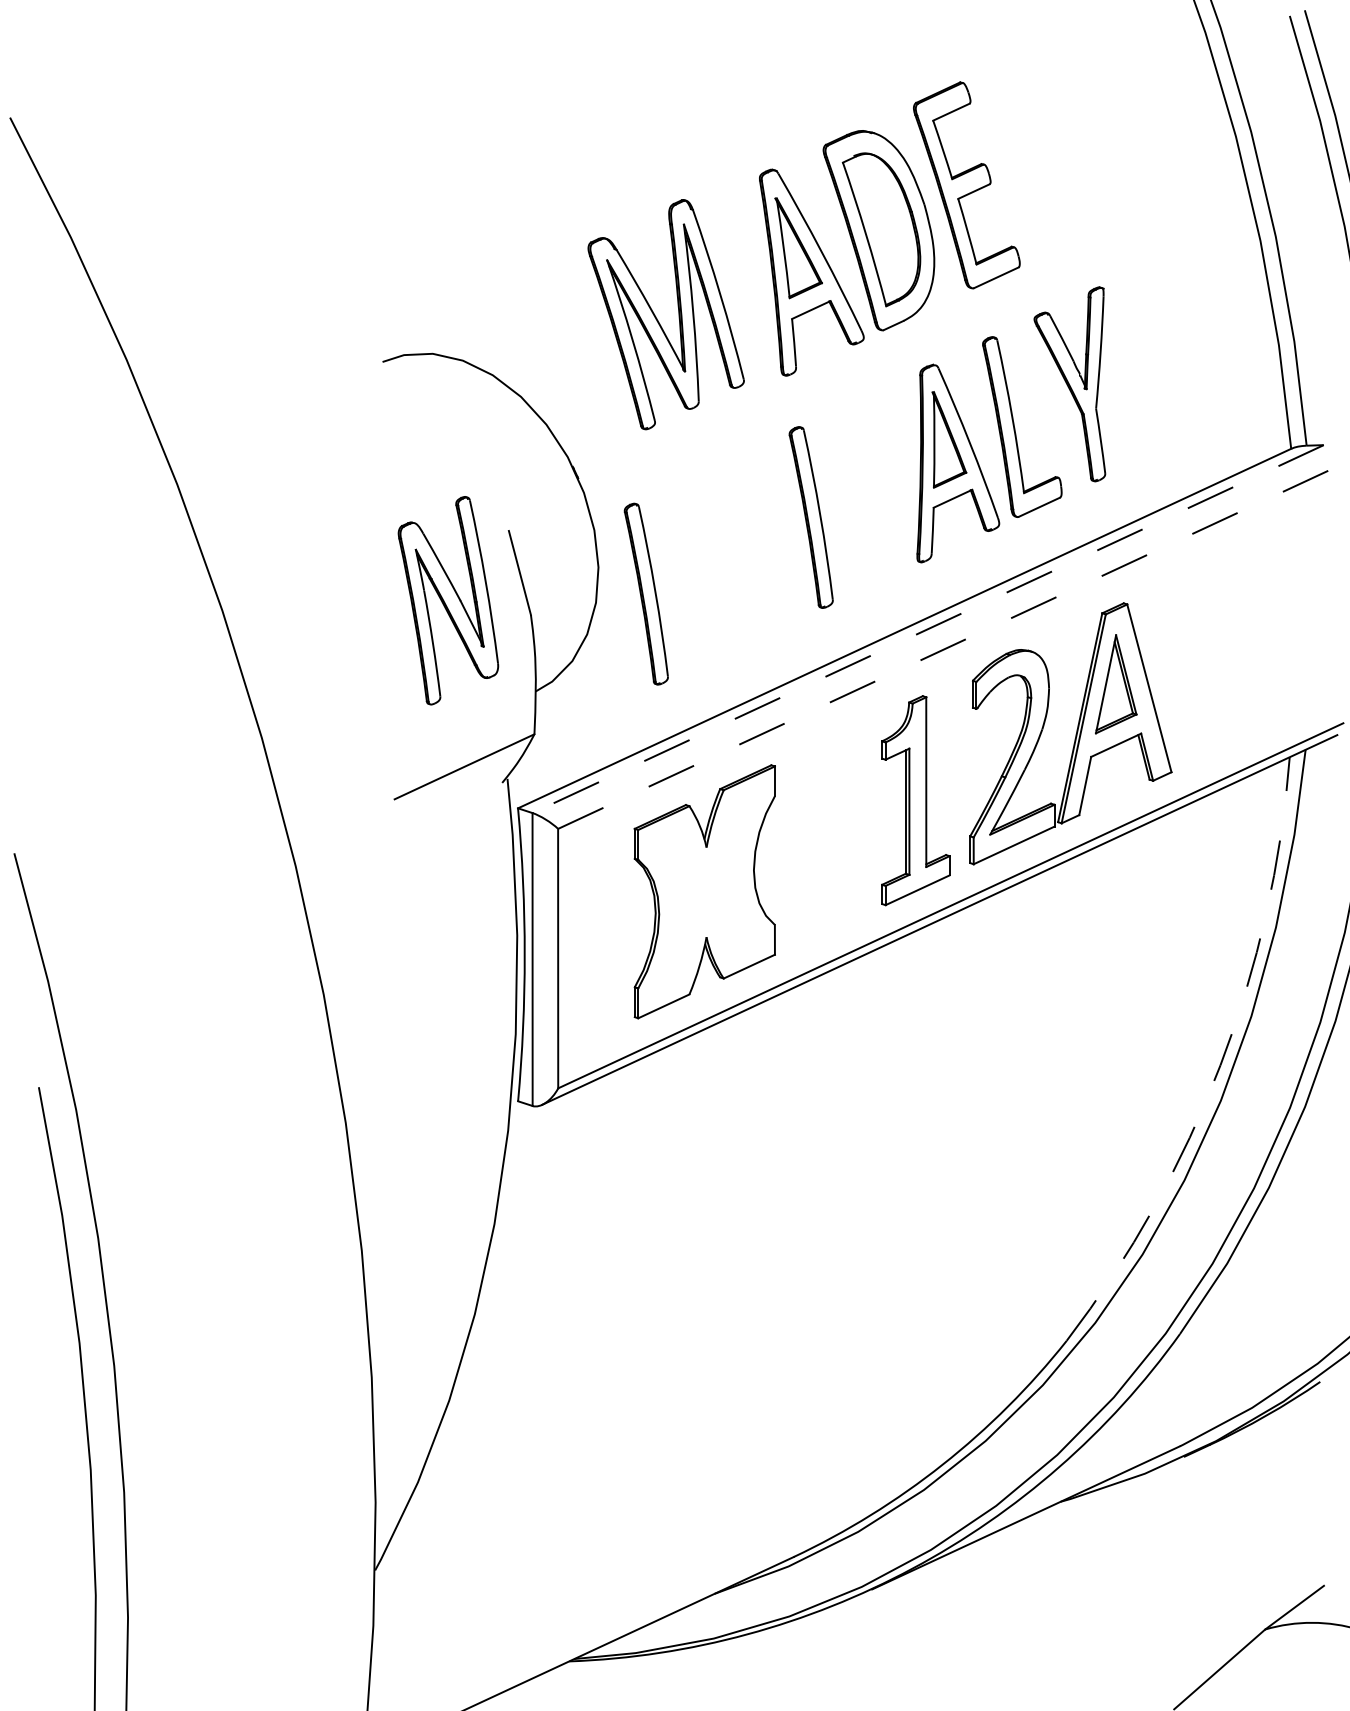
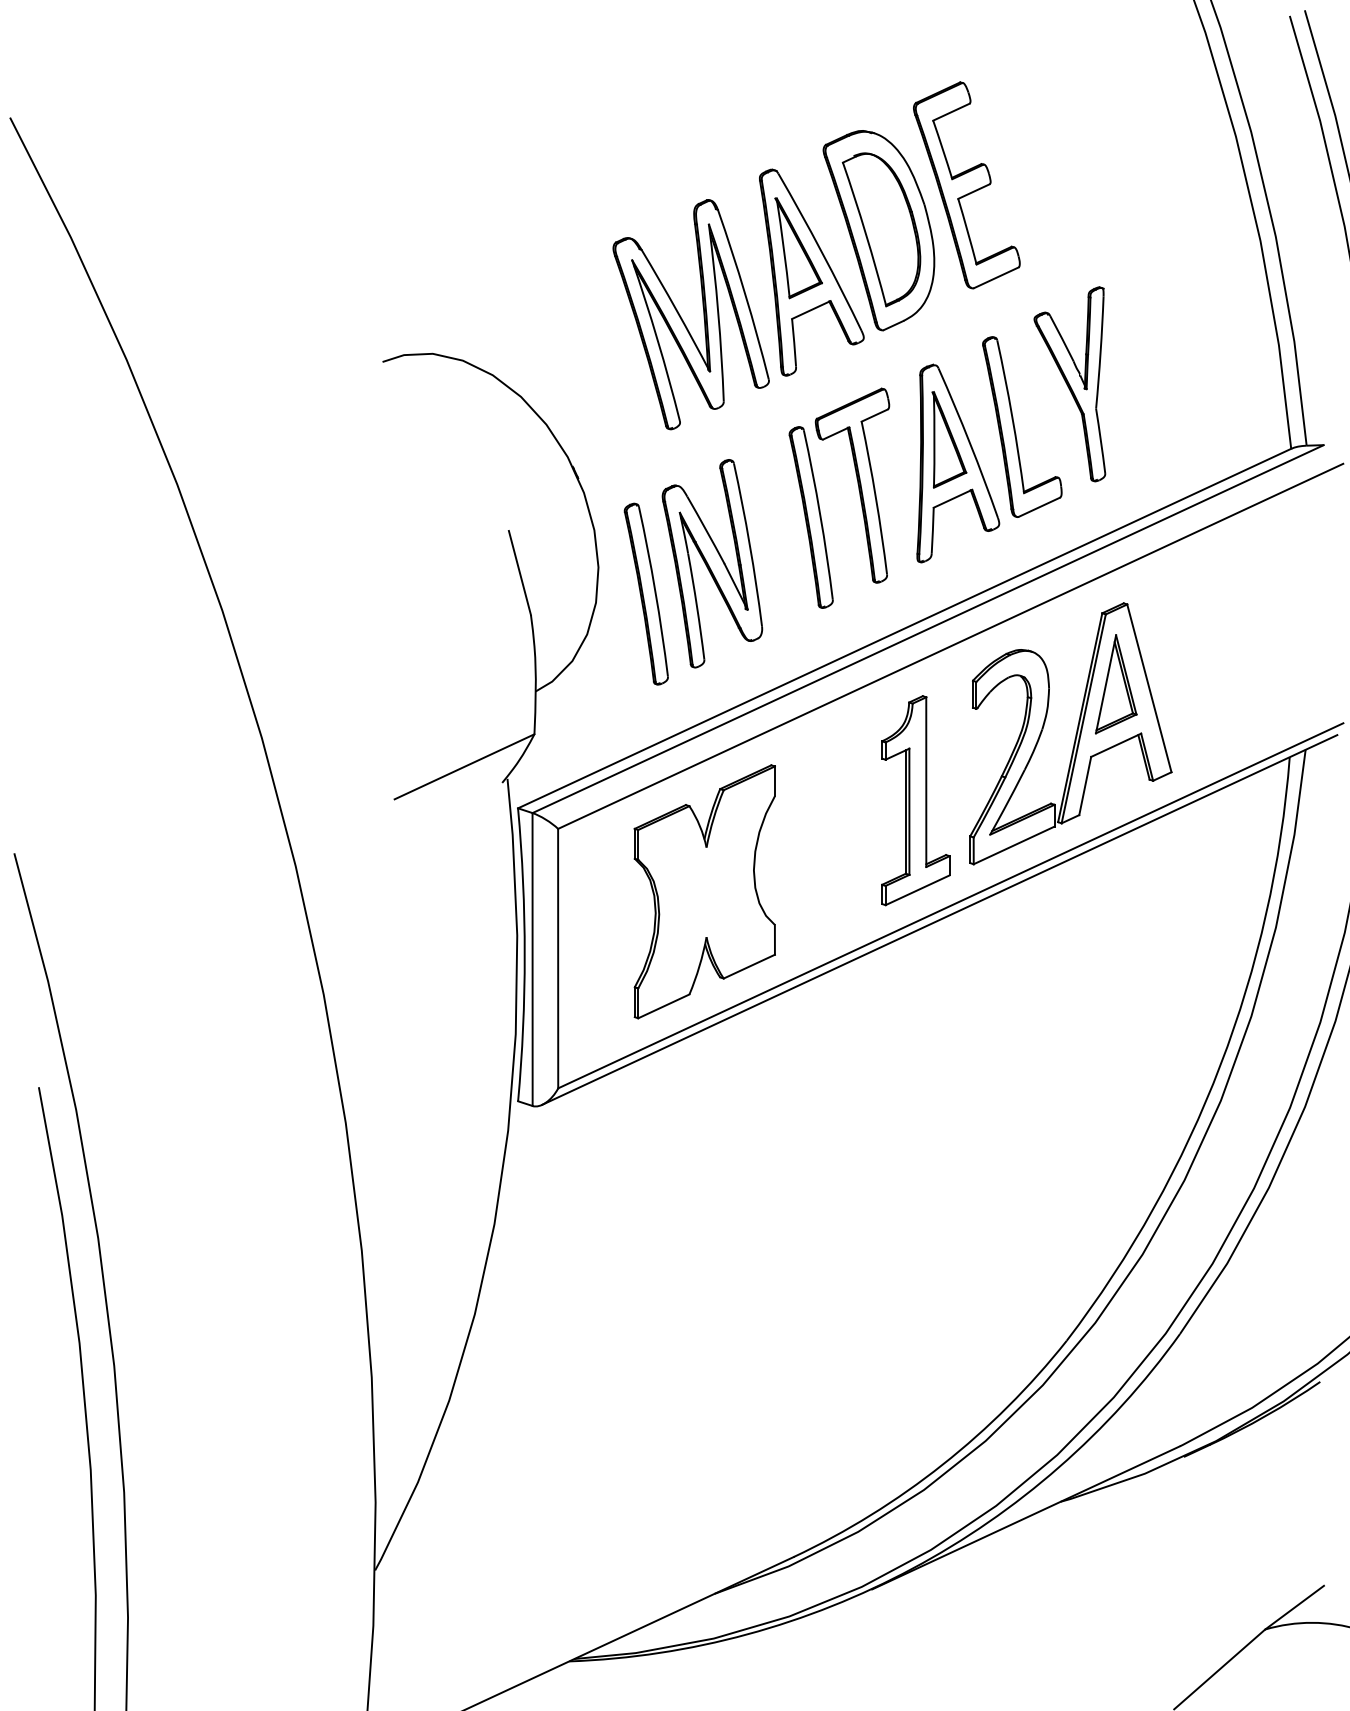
part position: (657, 318) -> (682, 318) (682, 318)
part: none -> present (852, 485)
part position: (448, 600) -> (712, 563) (712, 563)
line: dashed -> solid (927, 629)
line: dashed -> solid (950, 646)
arc: dashed -> solid (1220, 1065)
